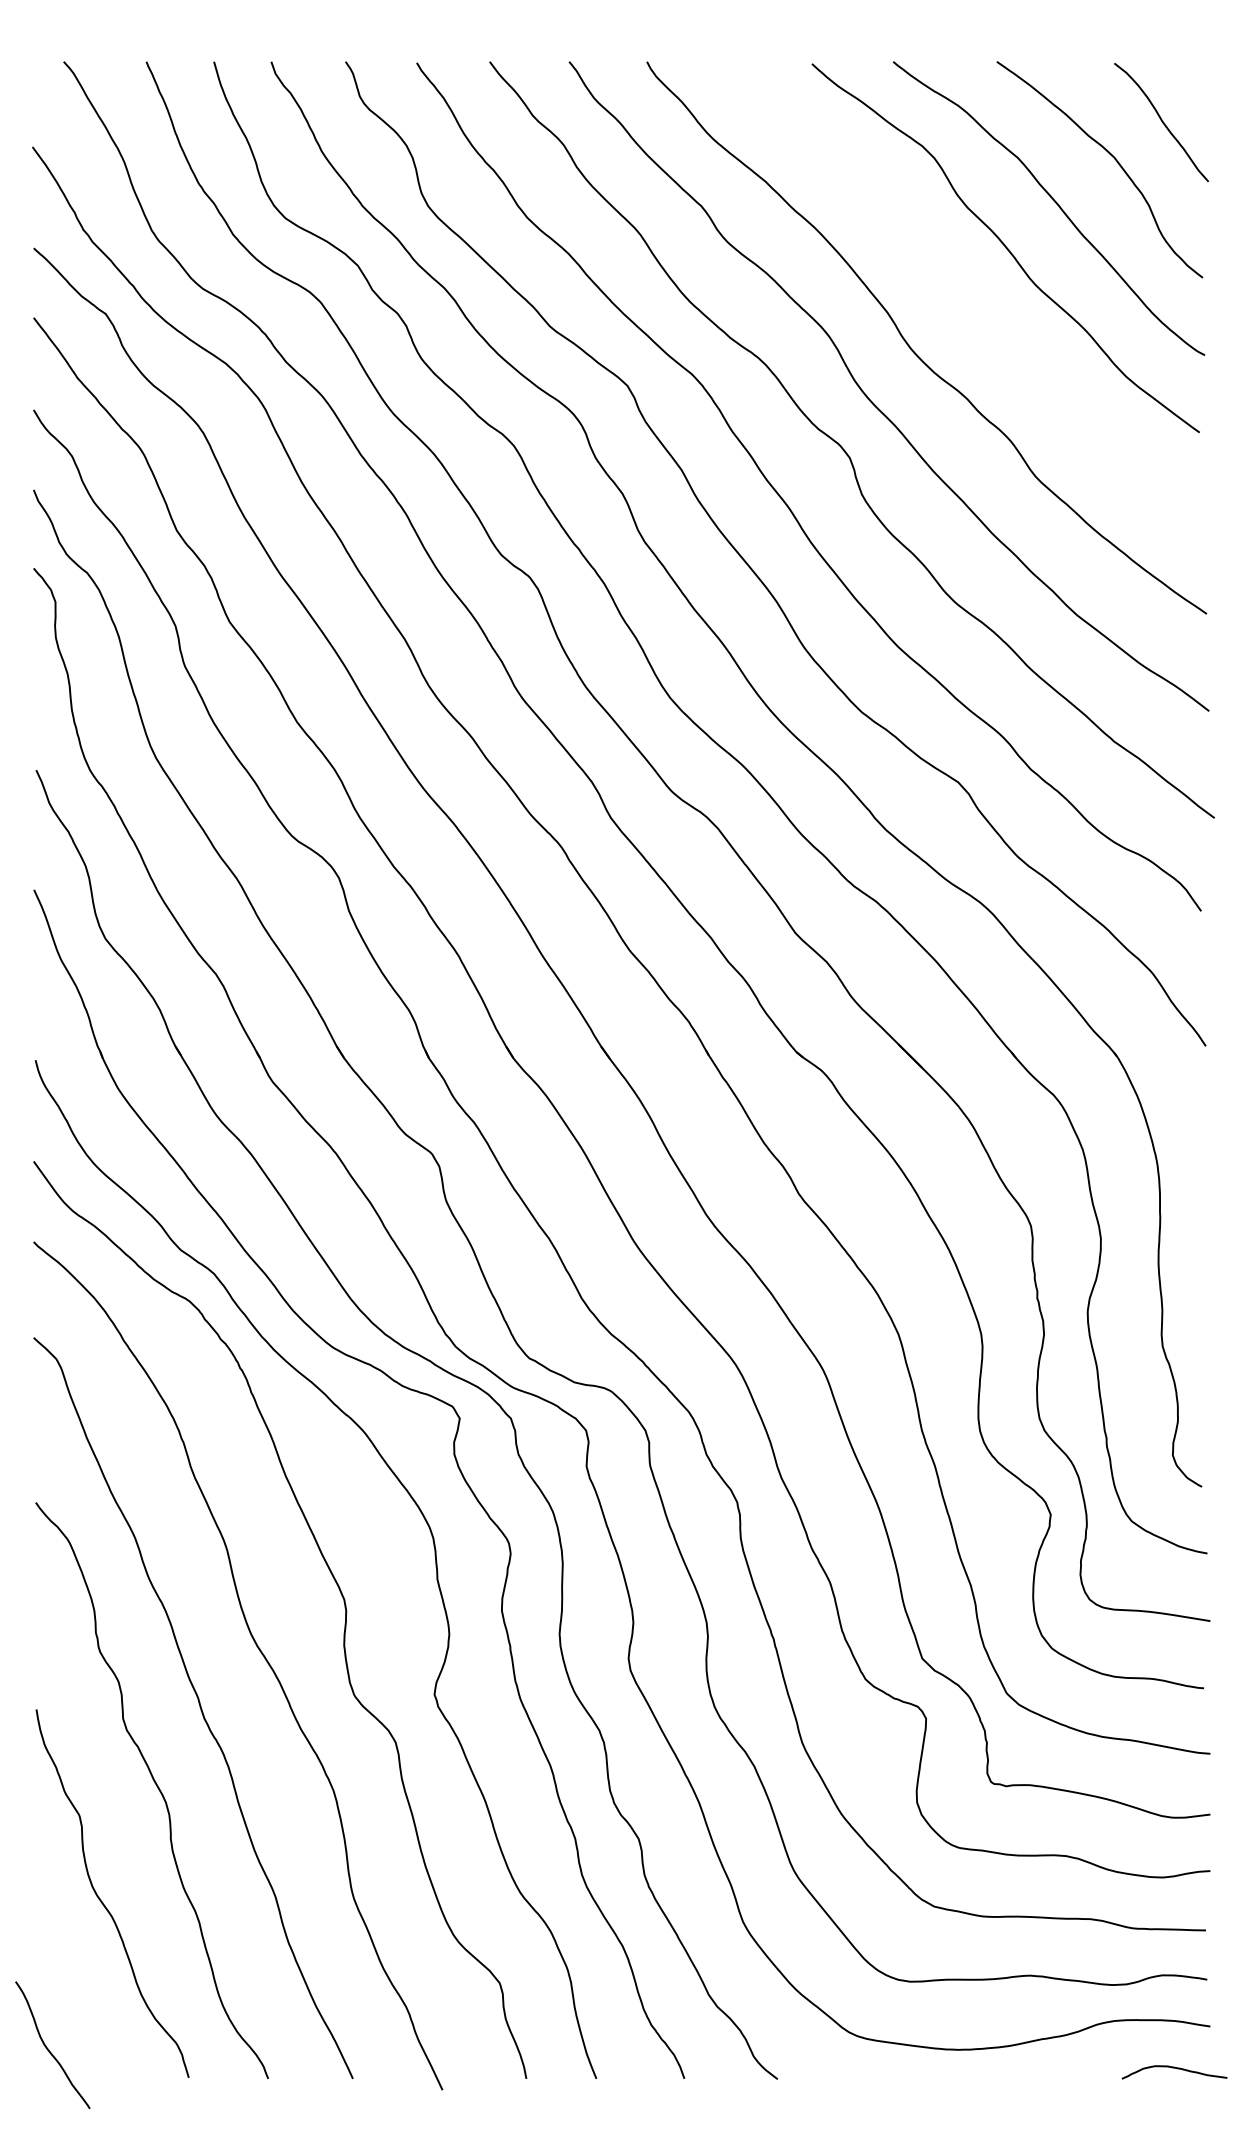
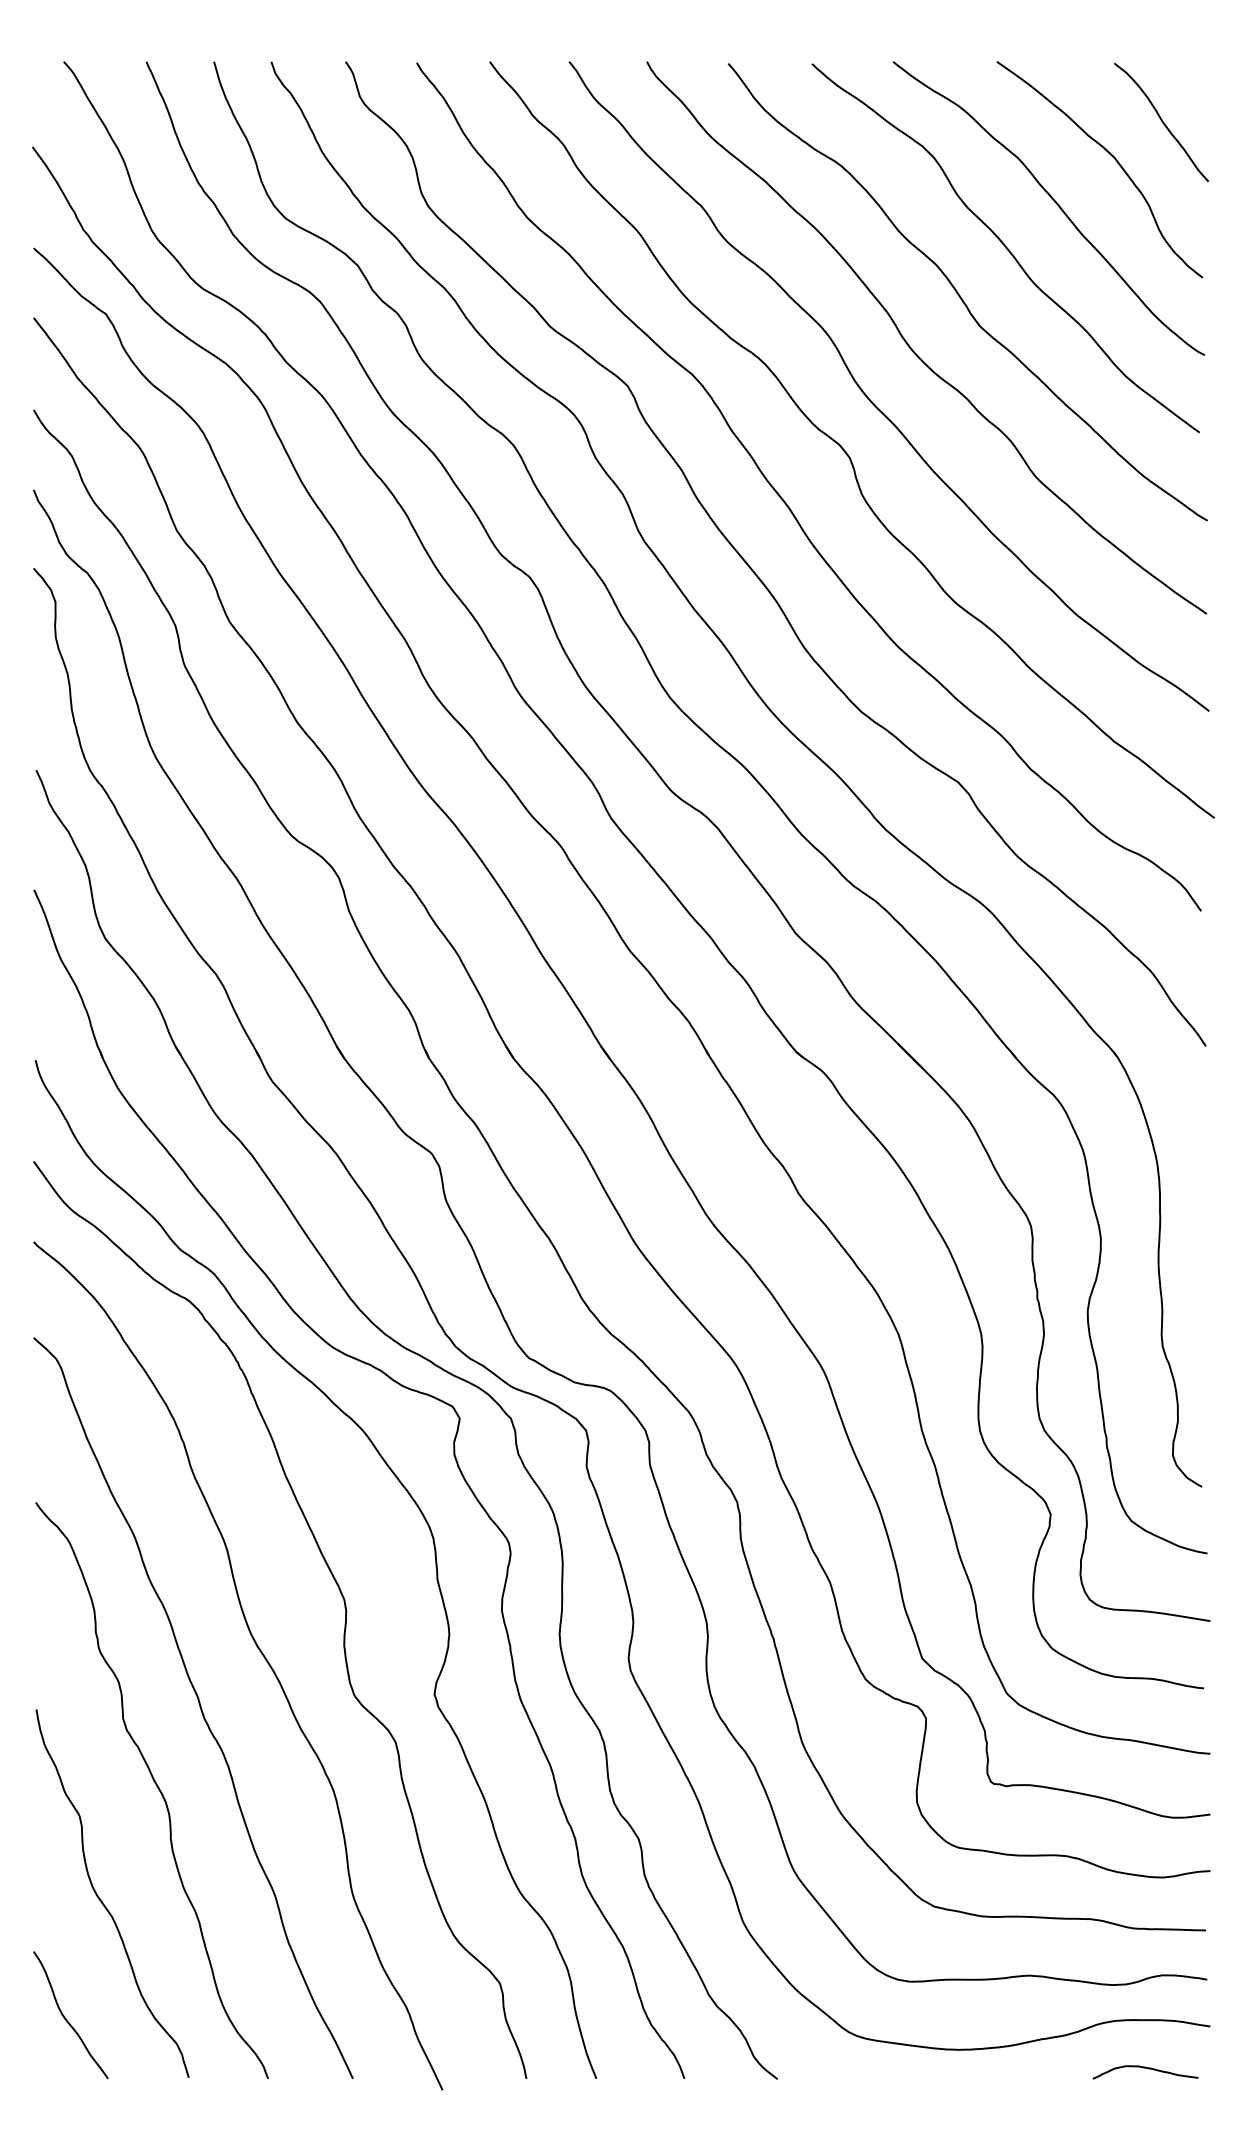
curve: none -> present (960, 295)
curve position: (48, 2048) -> (66, 2018) (66, 2018)
curve position: (1174, 2068) -> (1145, 2068) (1145, 2068)
